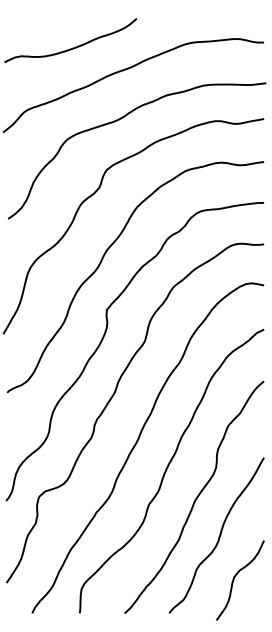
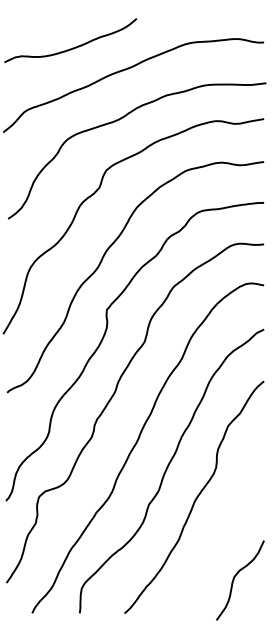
curve: present -> none (218, 536)
